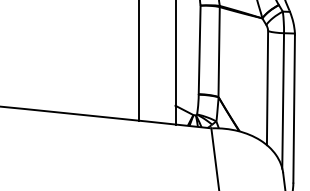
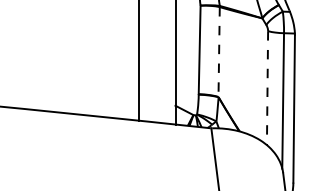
line: solid -> dashed (219, 52)
line: solid -> dashed (267, 88)
